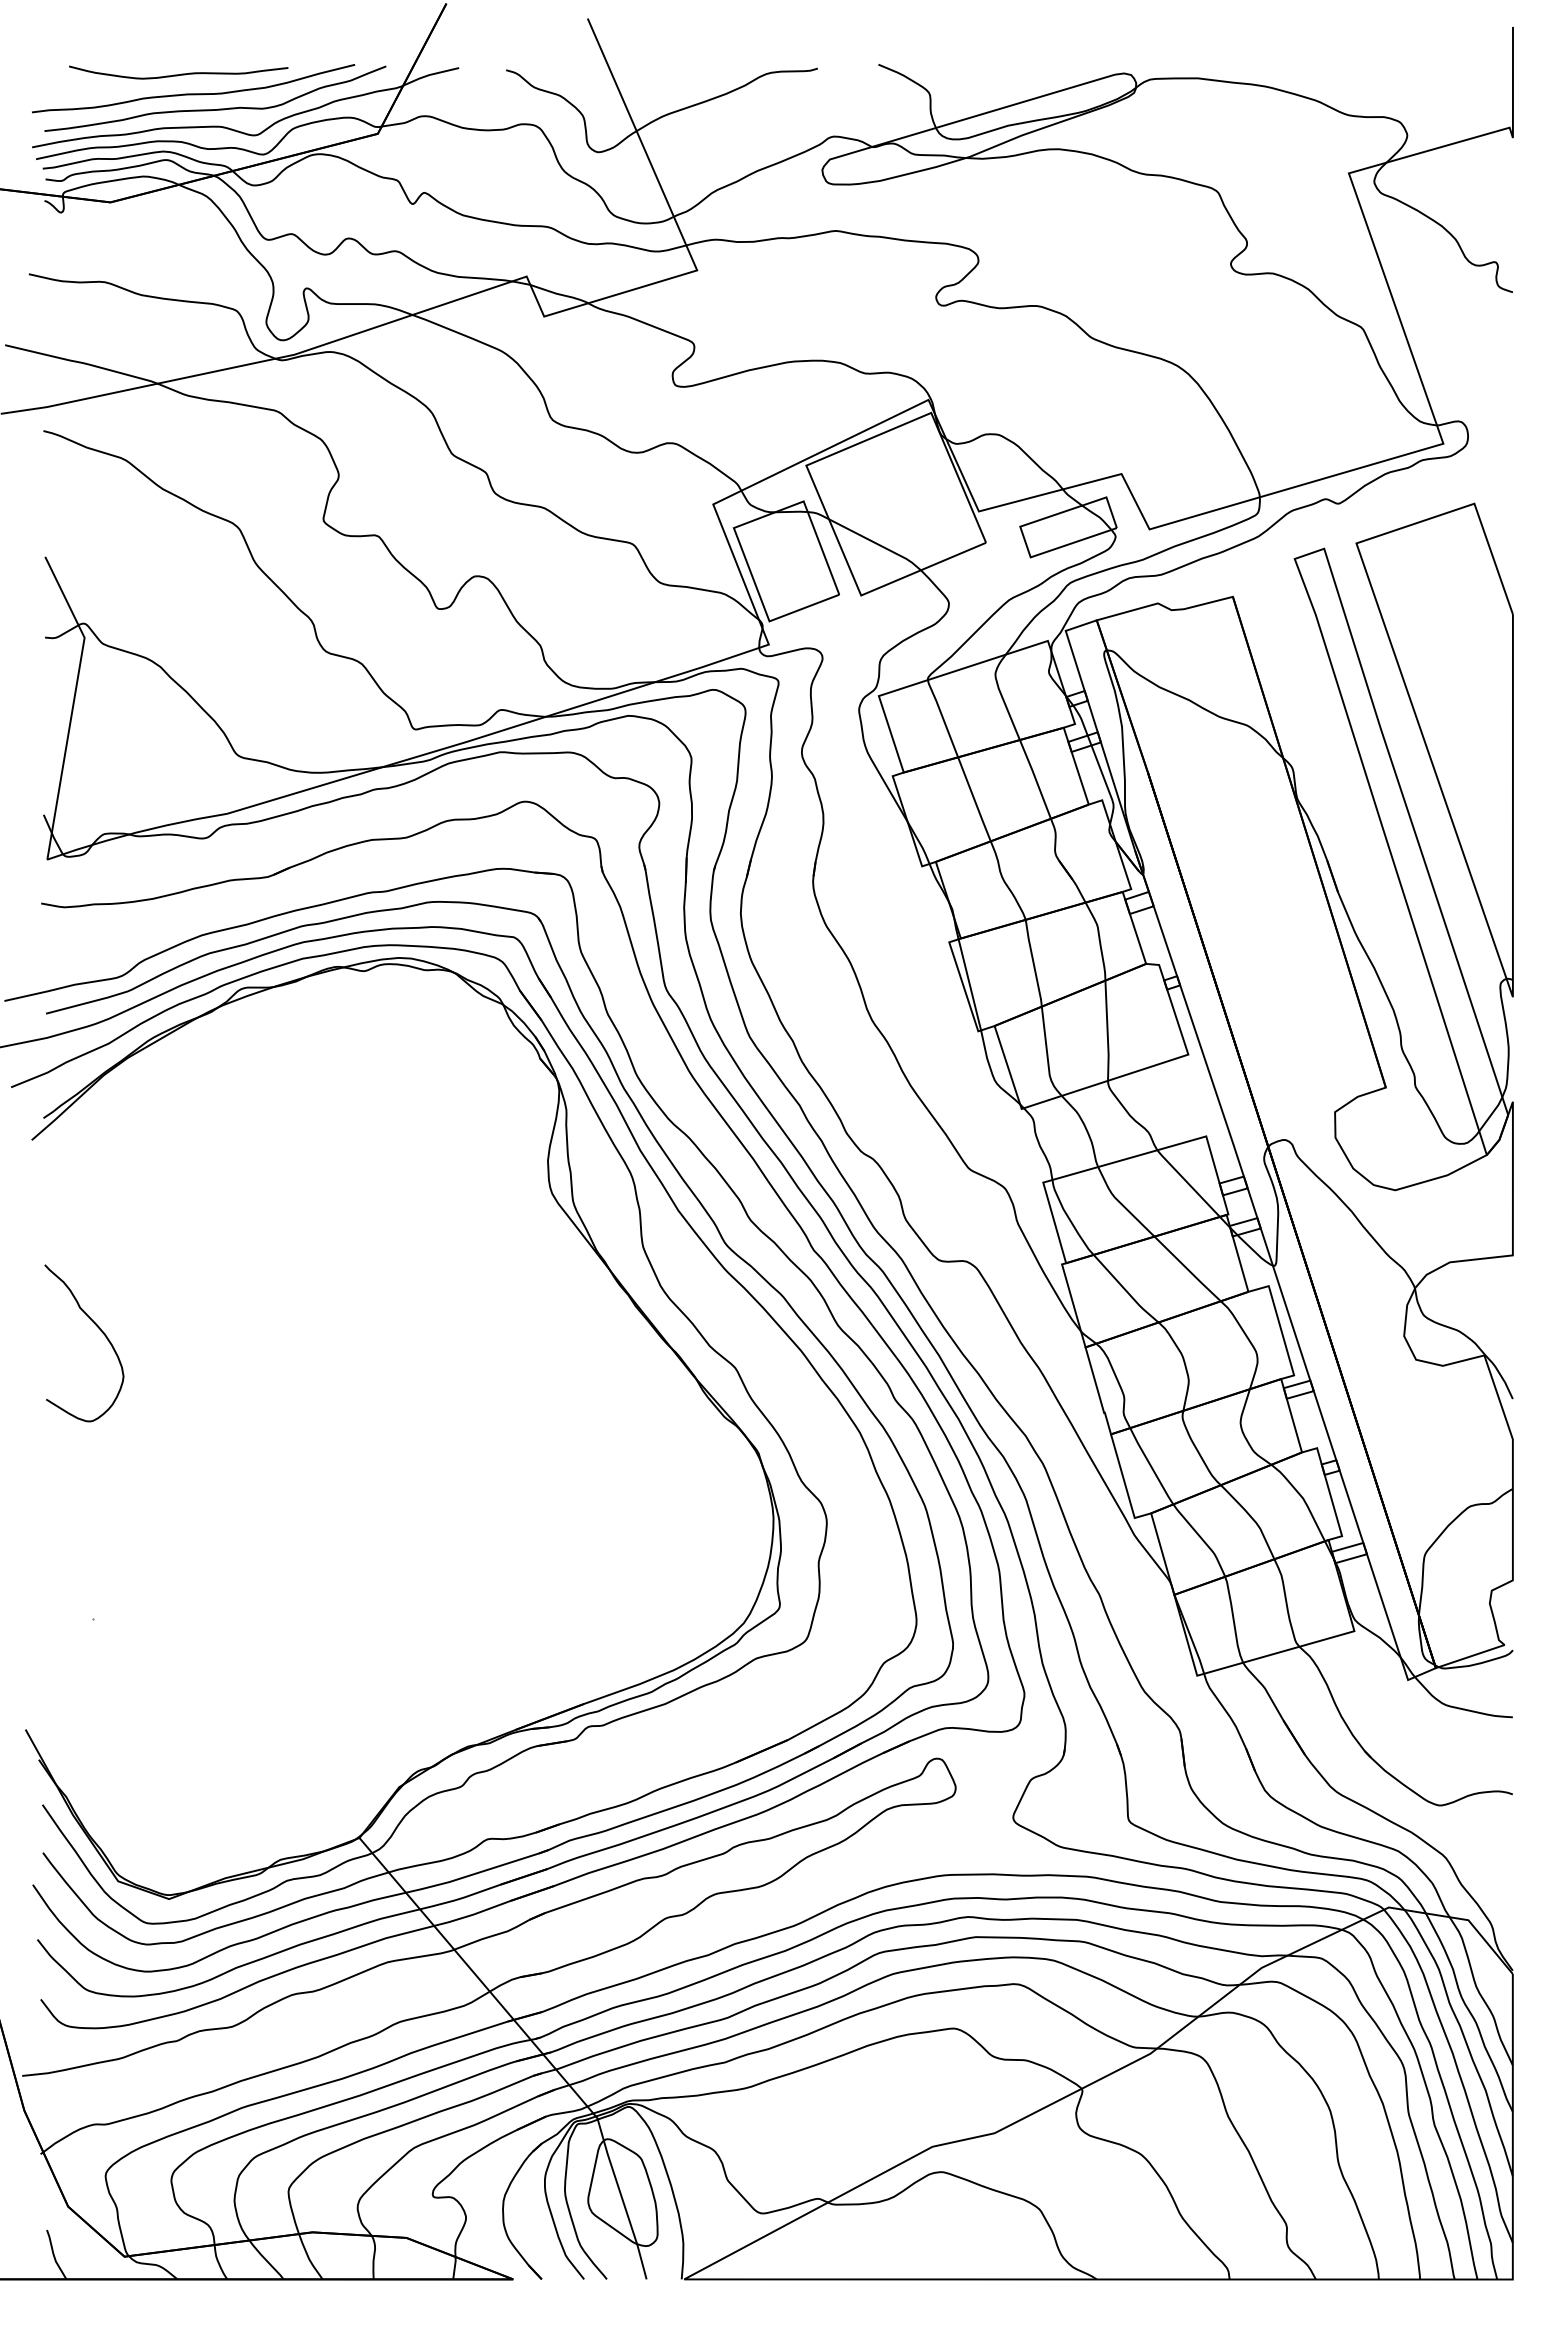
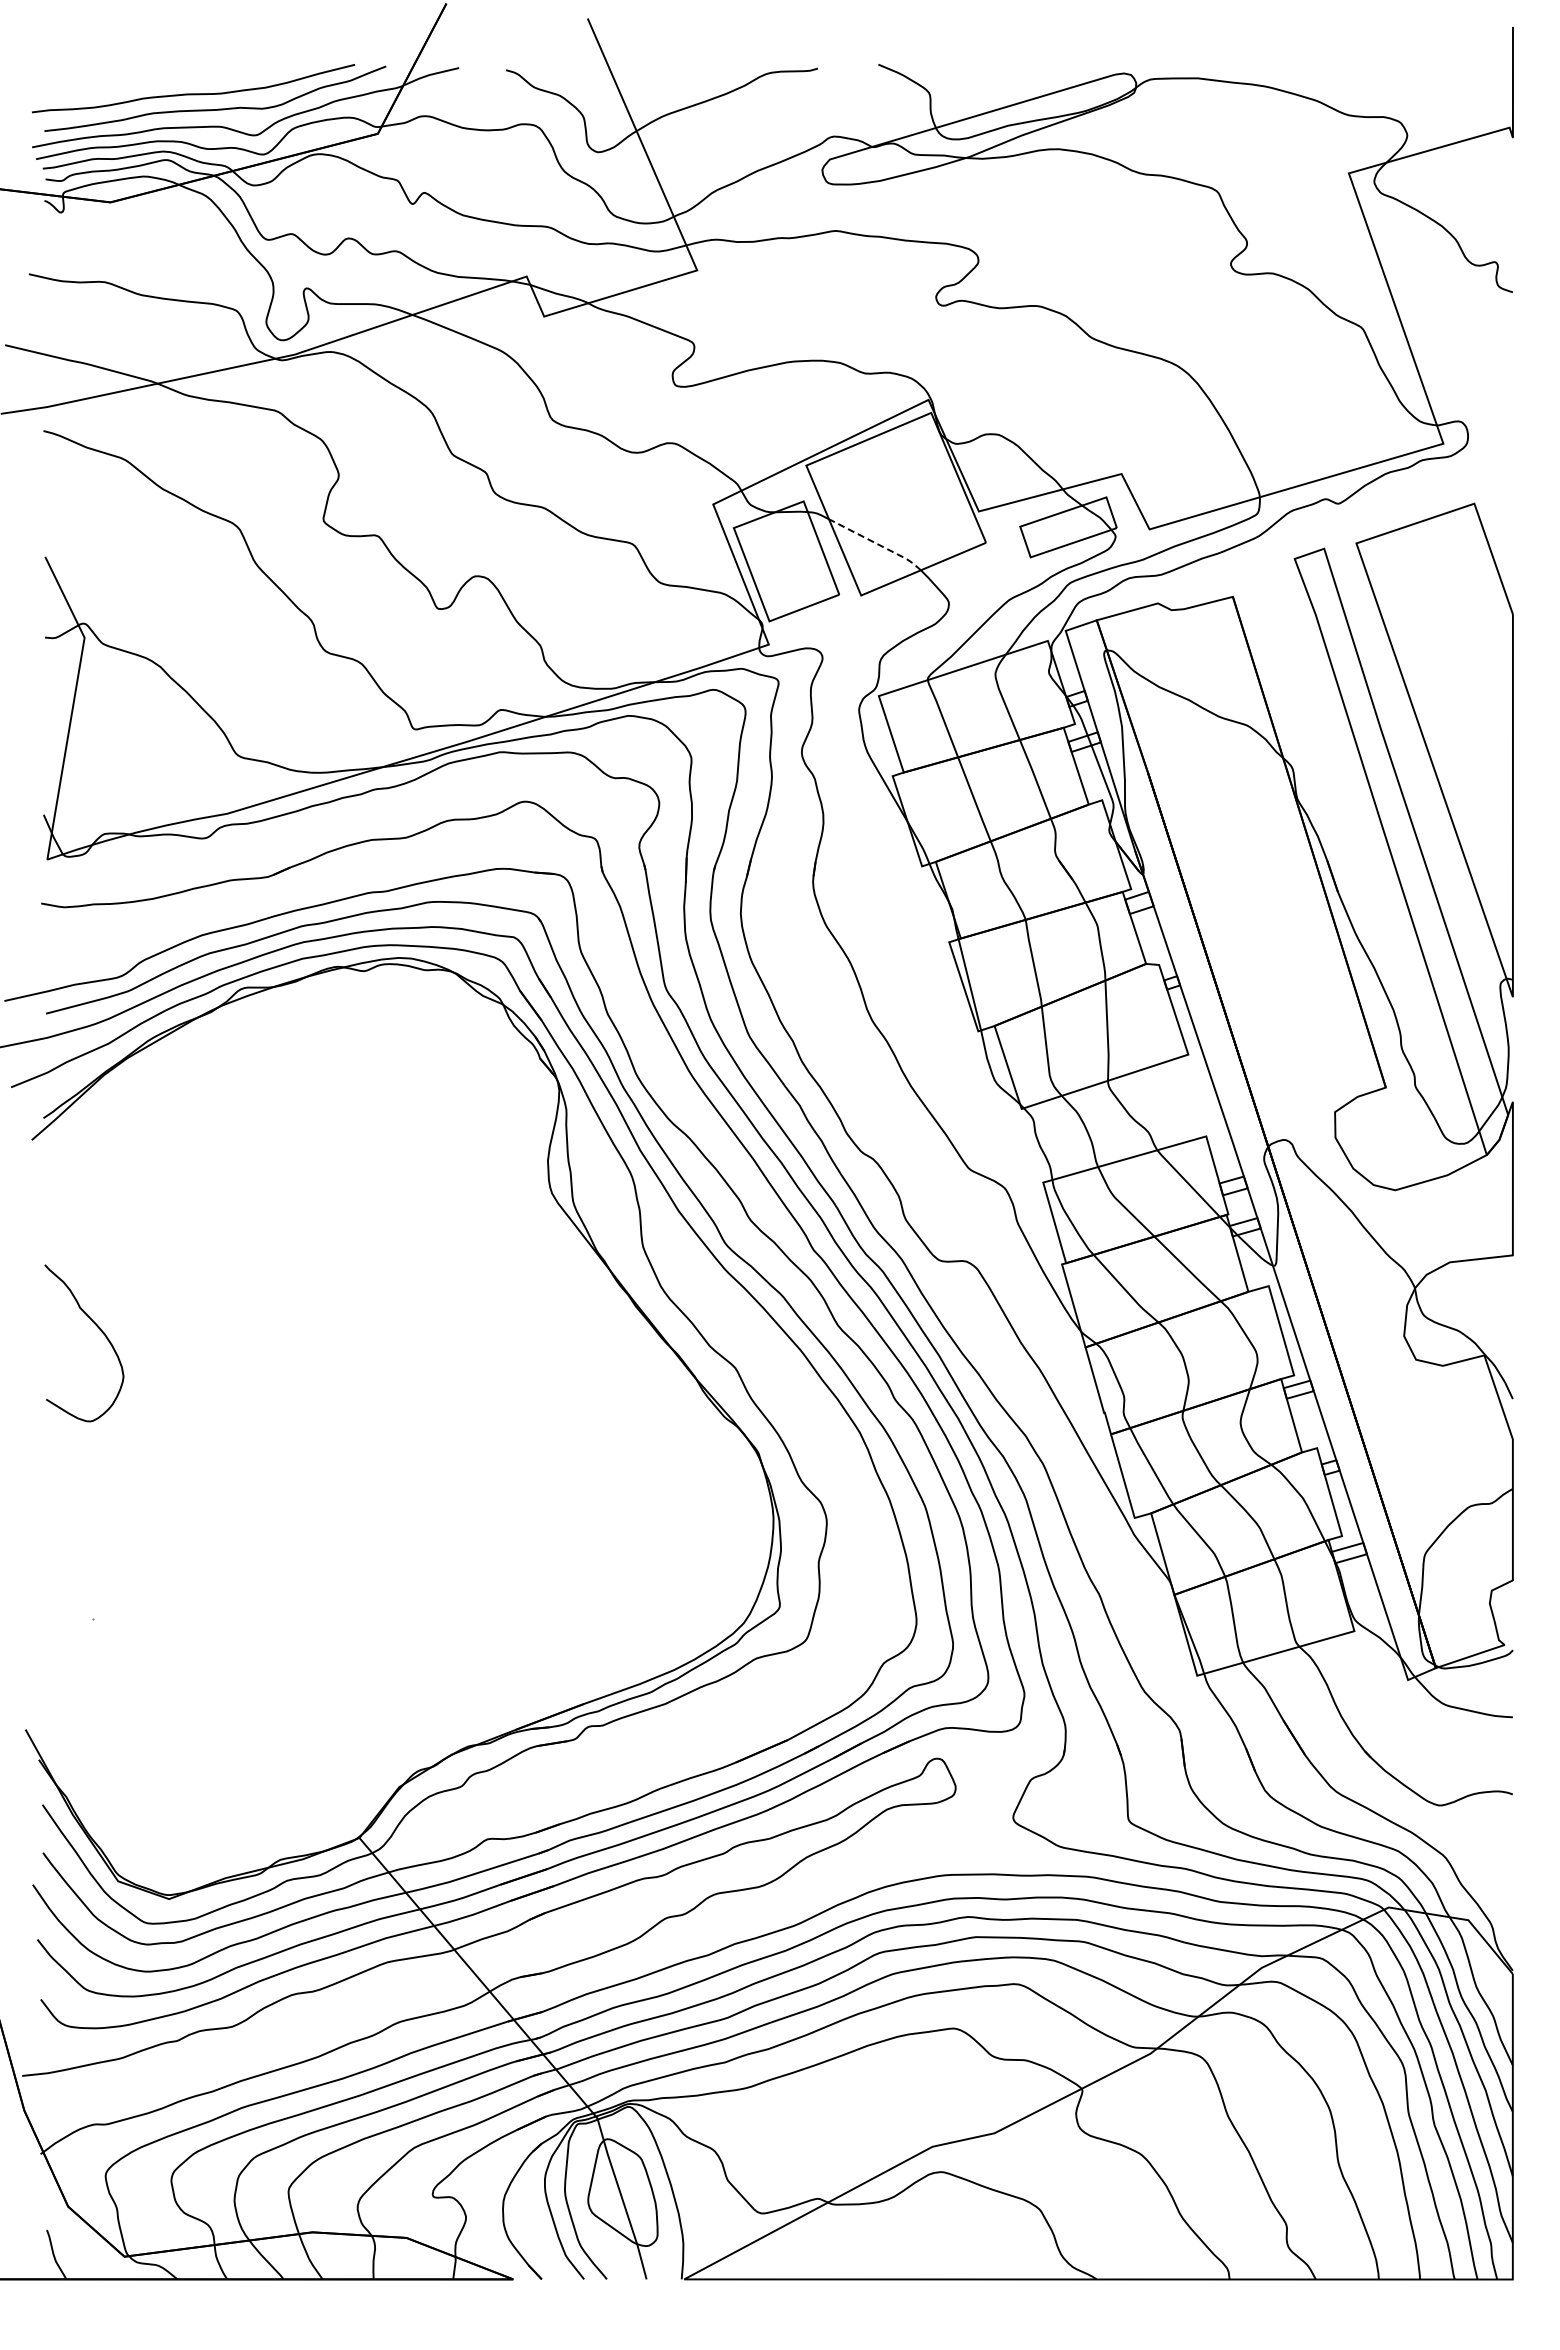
curve: present -> none (178, 74)
line: solid -> dashed (876, 543)
